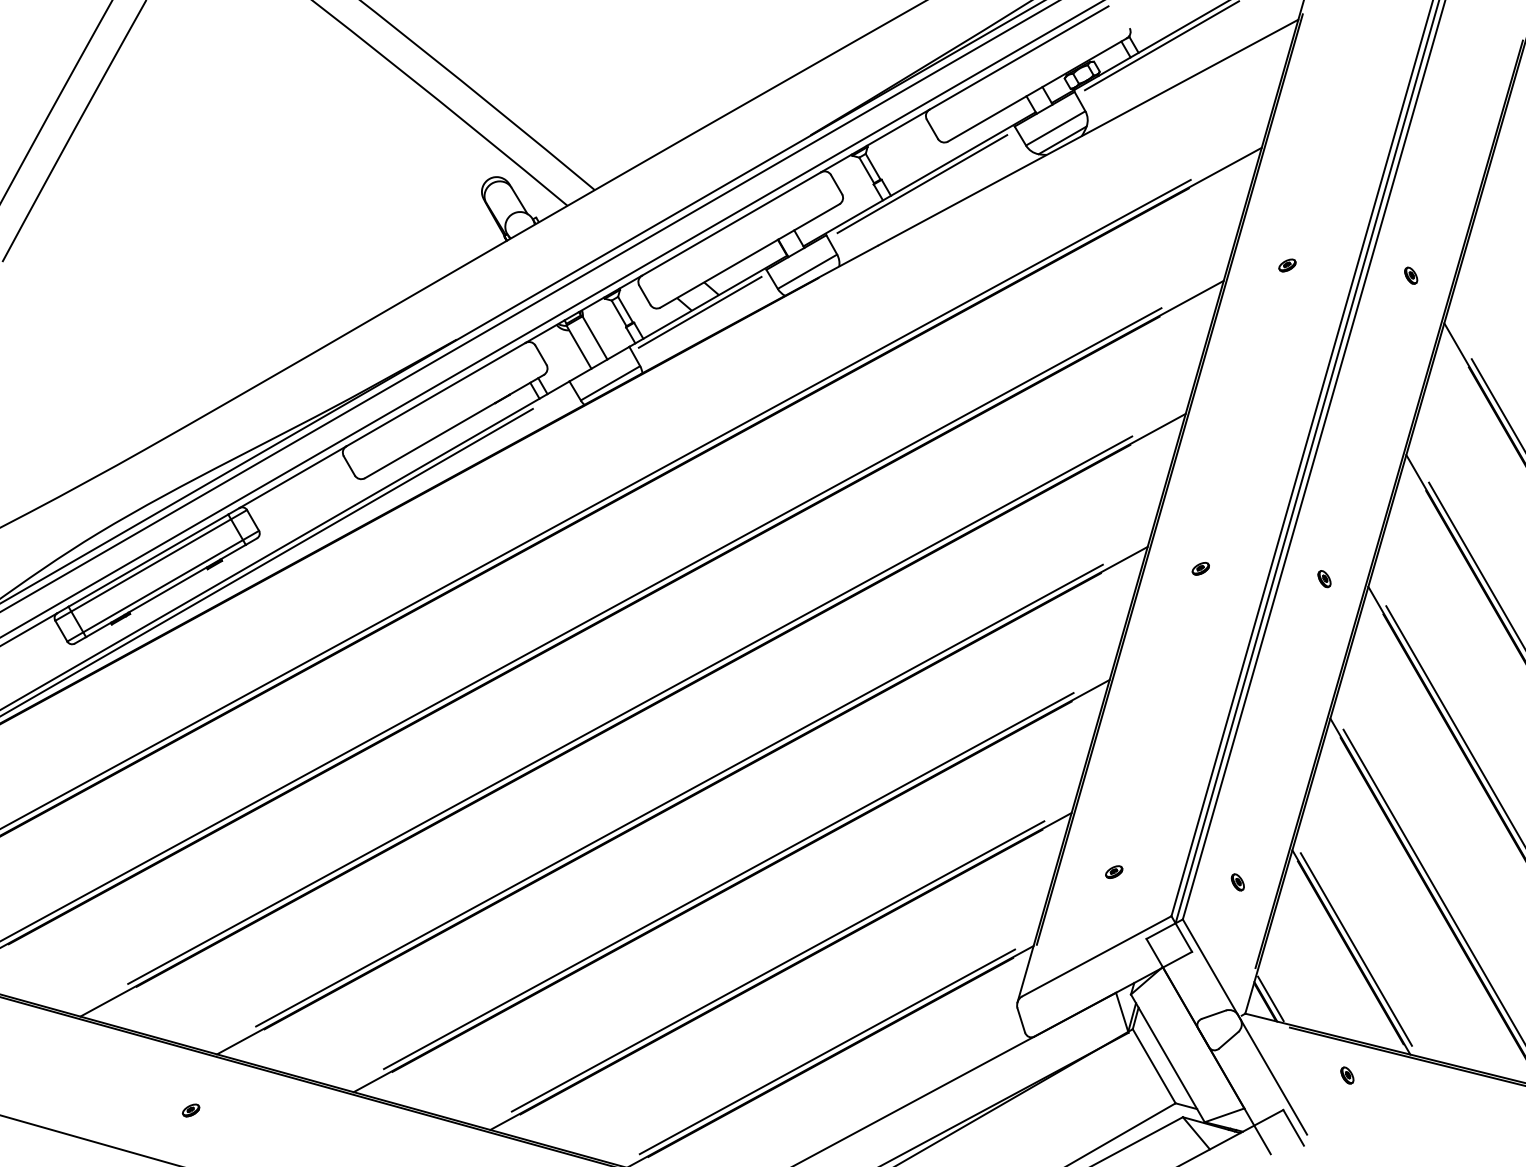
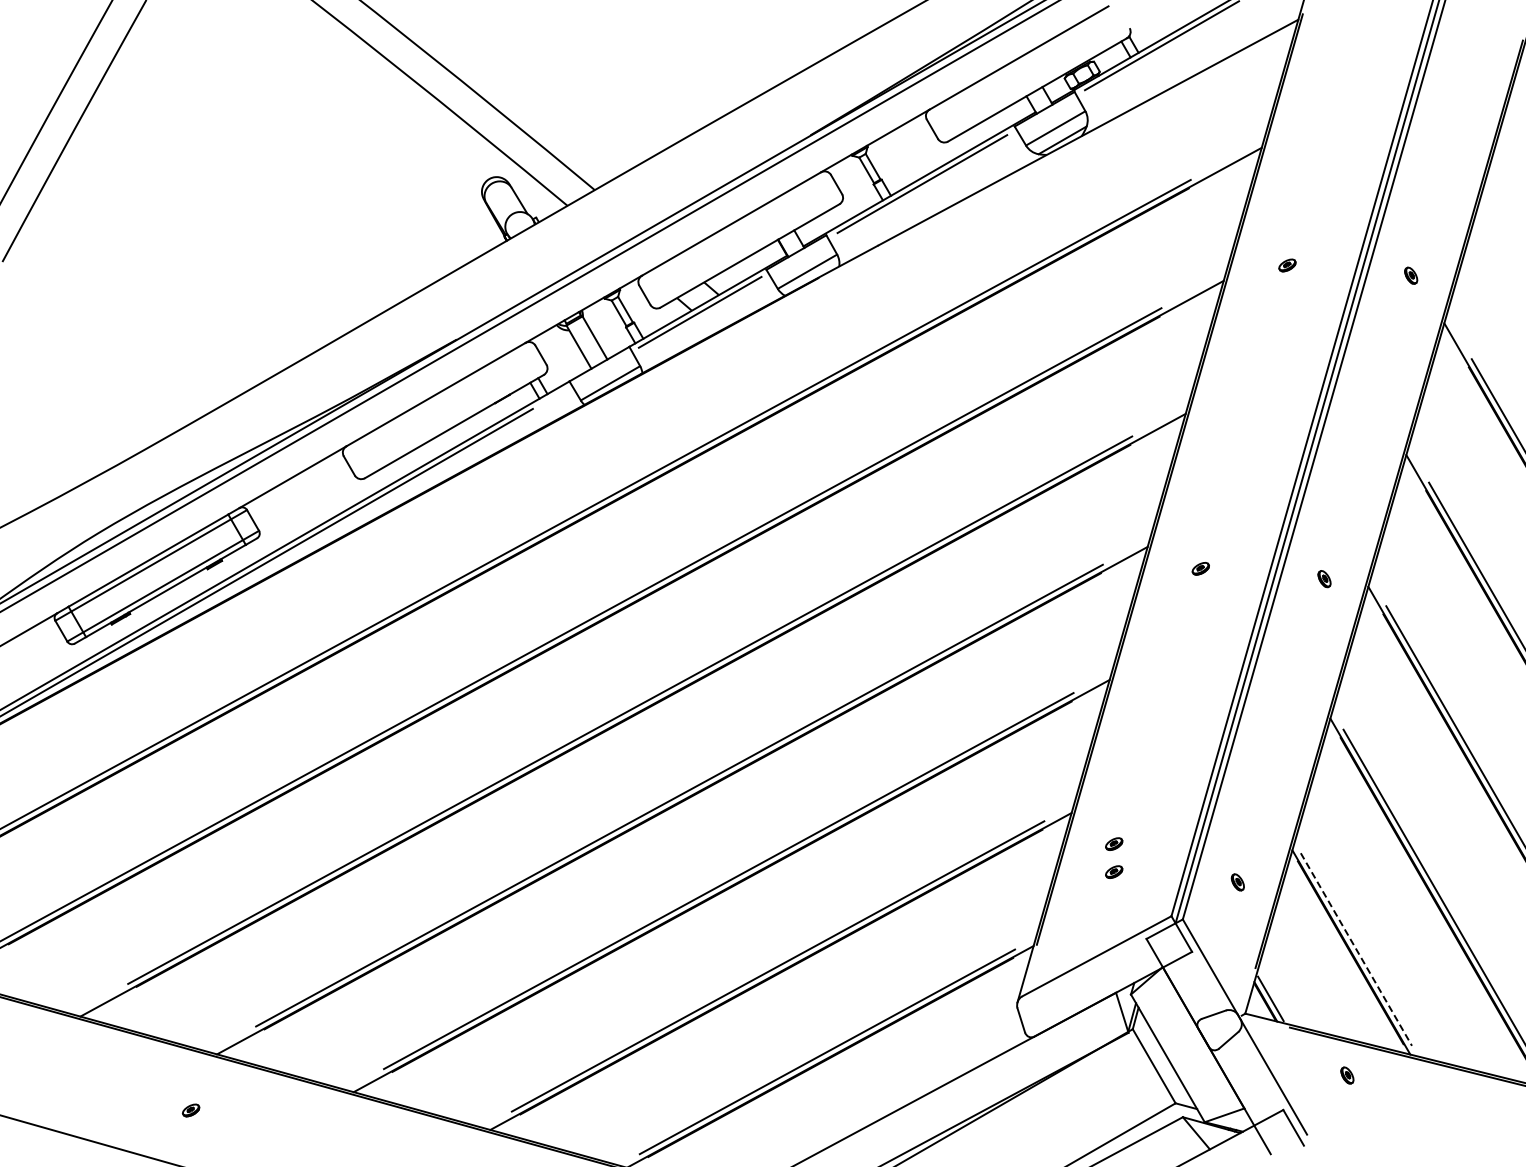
line: present -> none (551, 319)
part: none -> present (1114, 843)
line: solid -> dashed (1356, 949)
